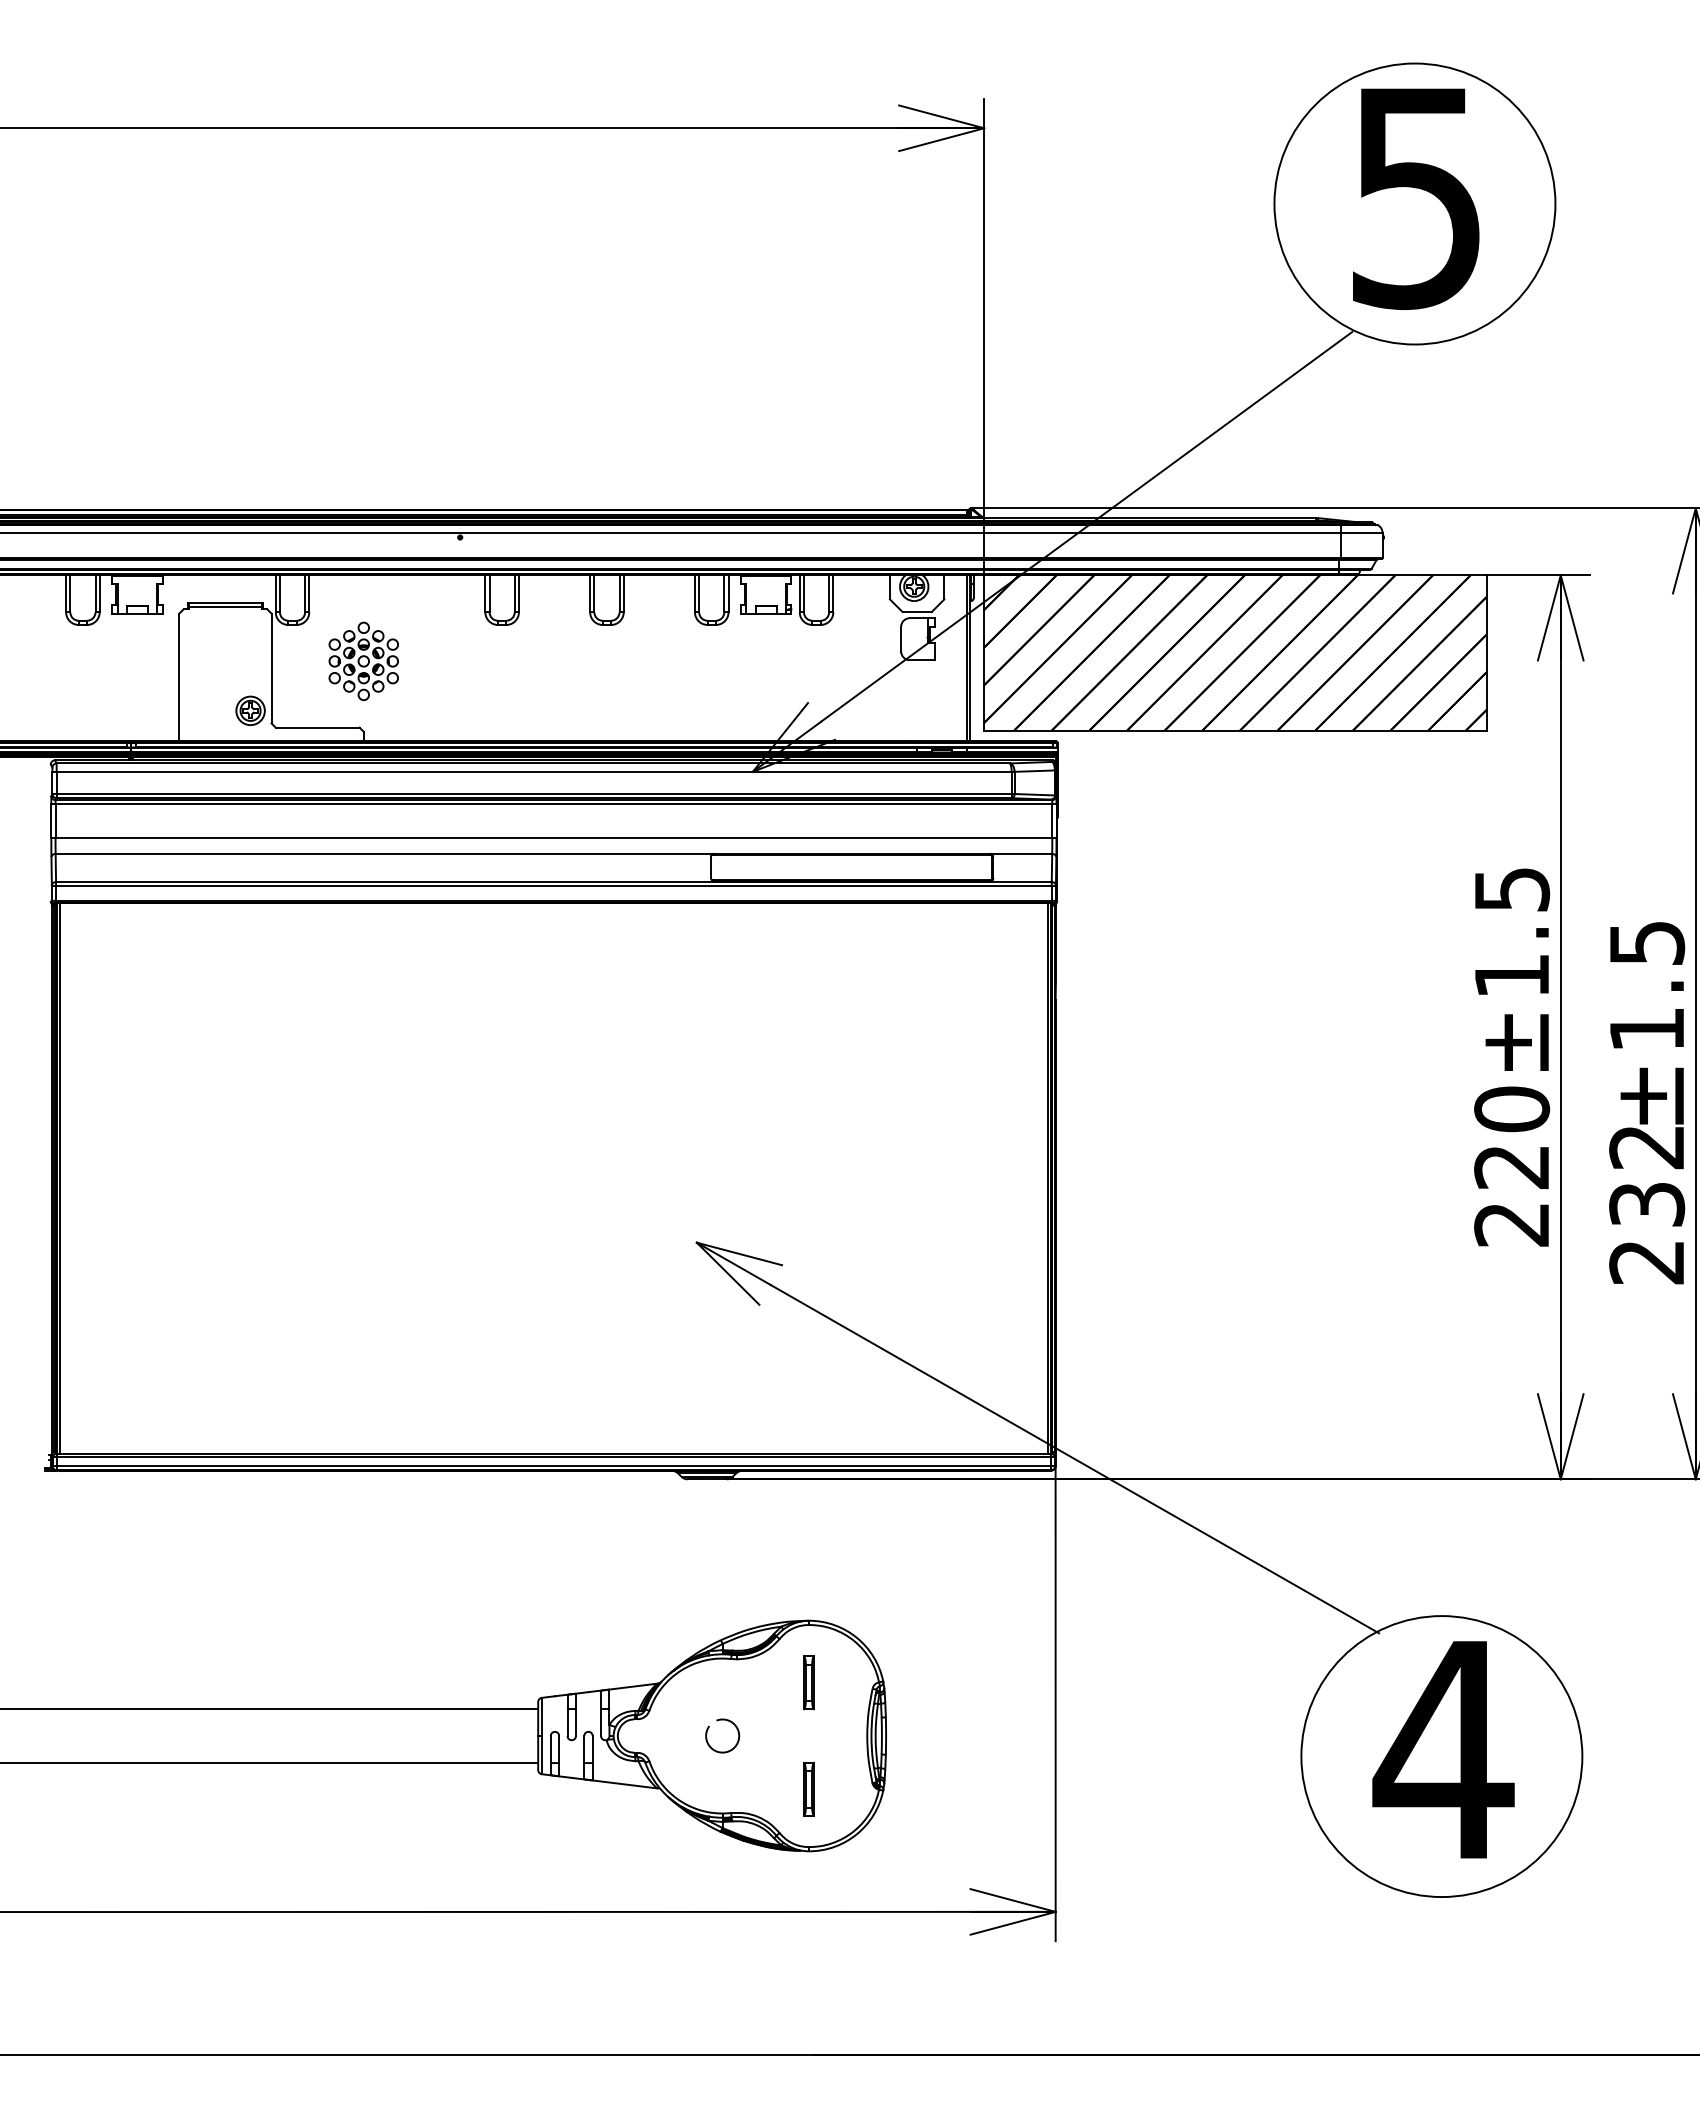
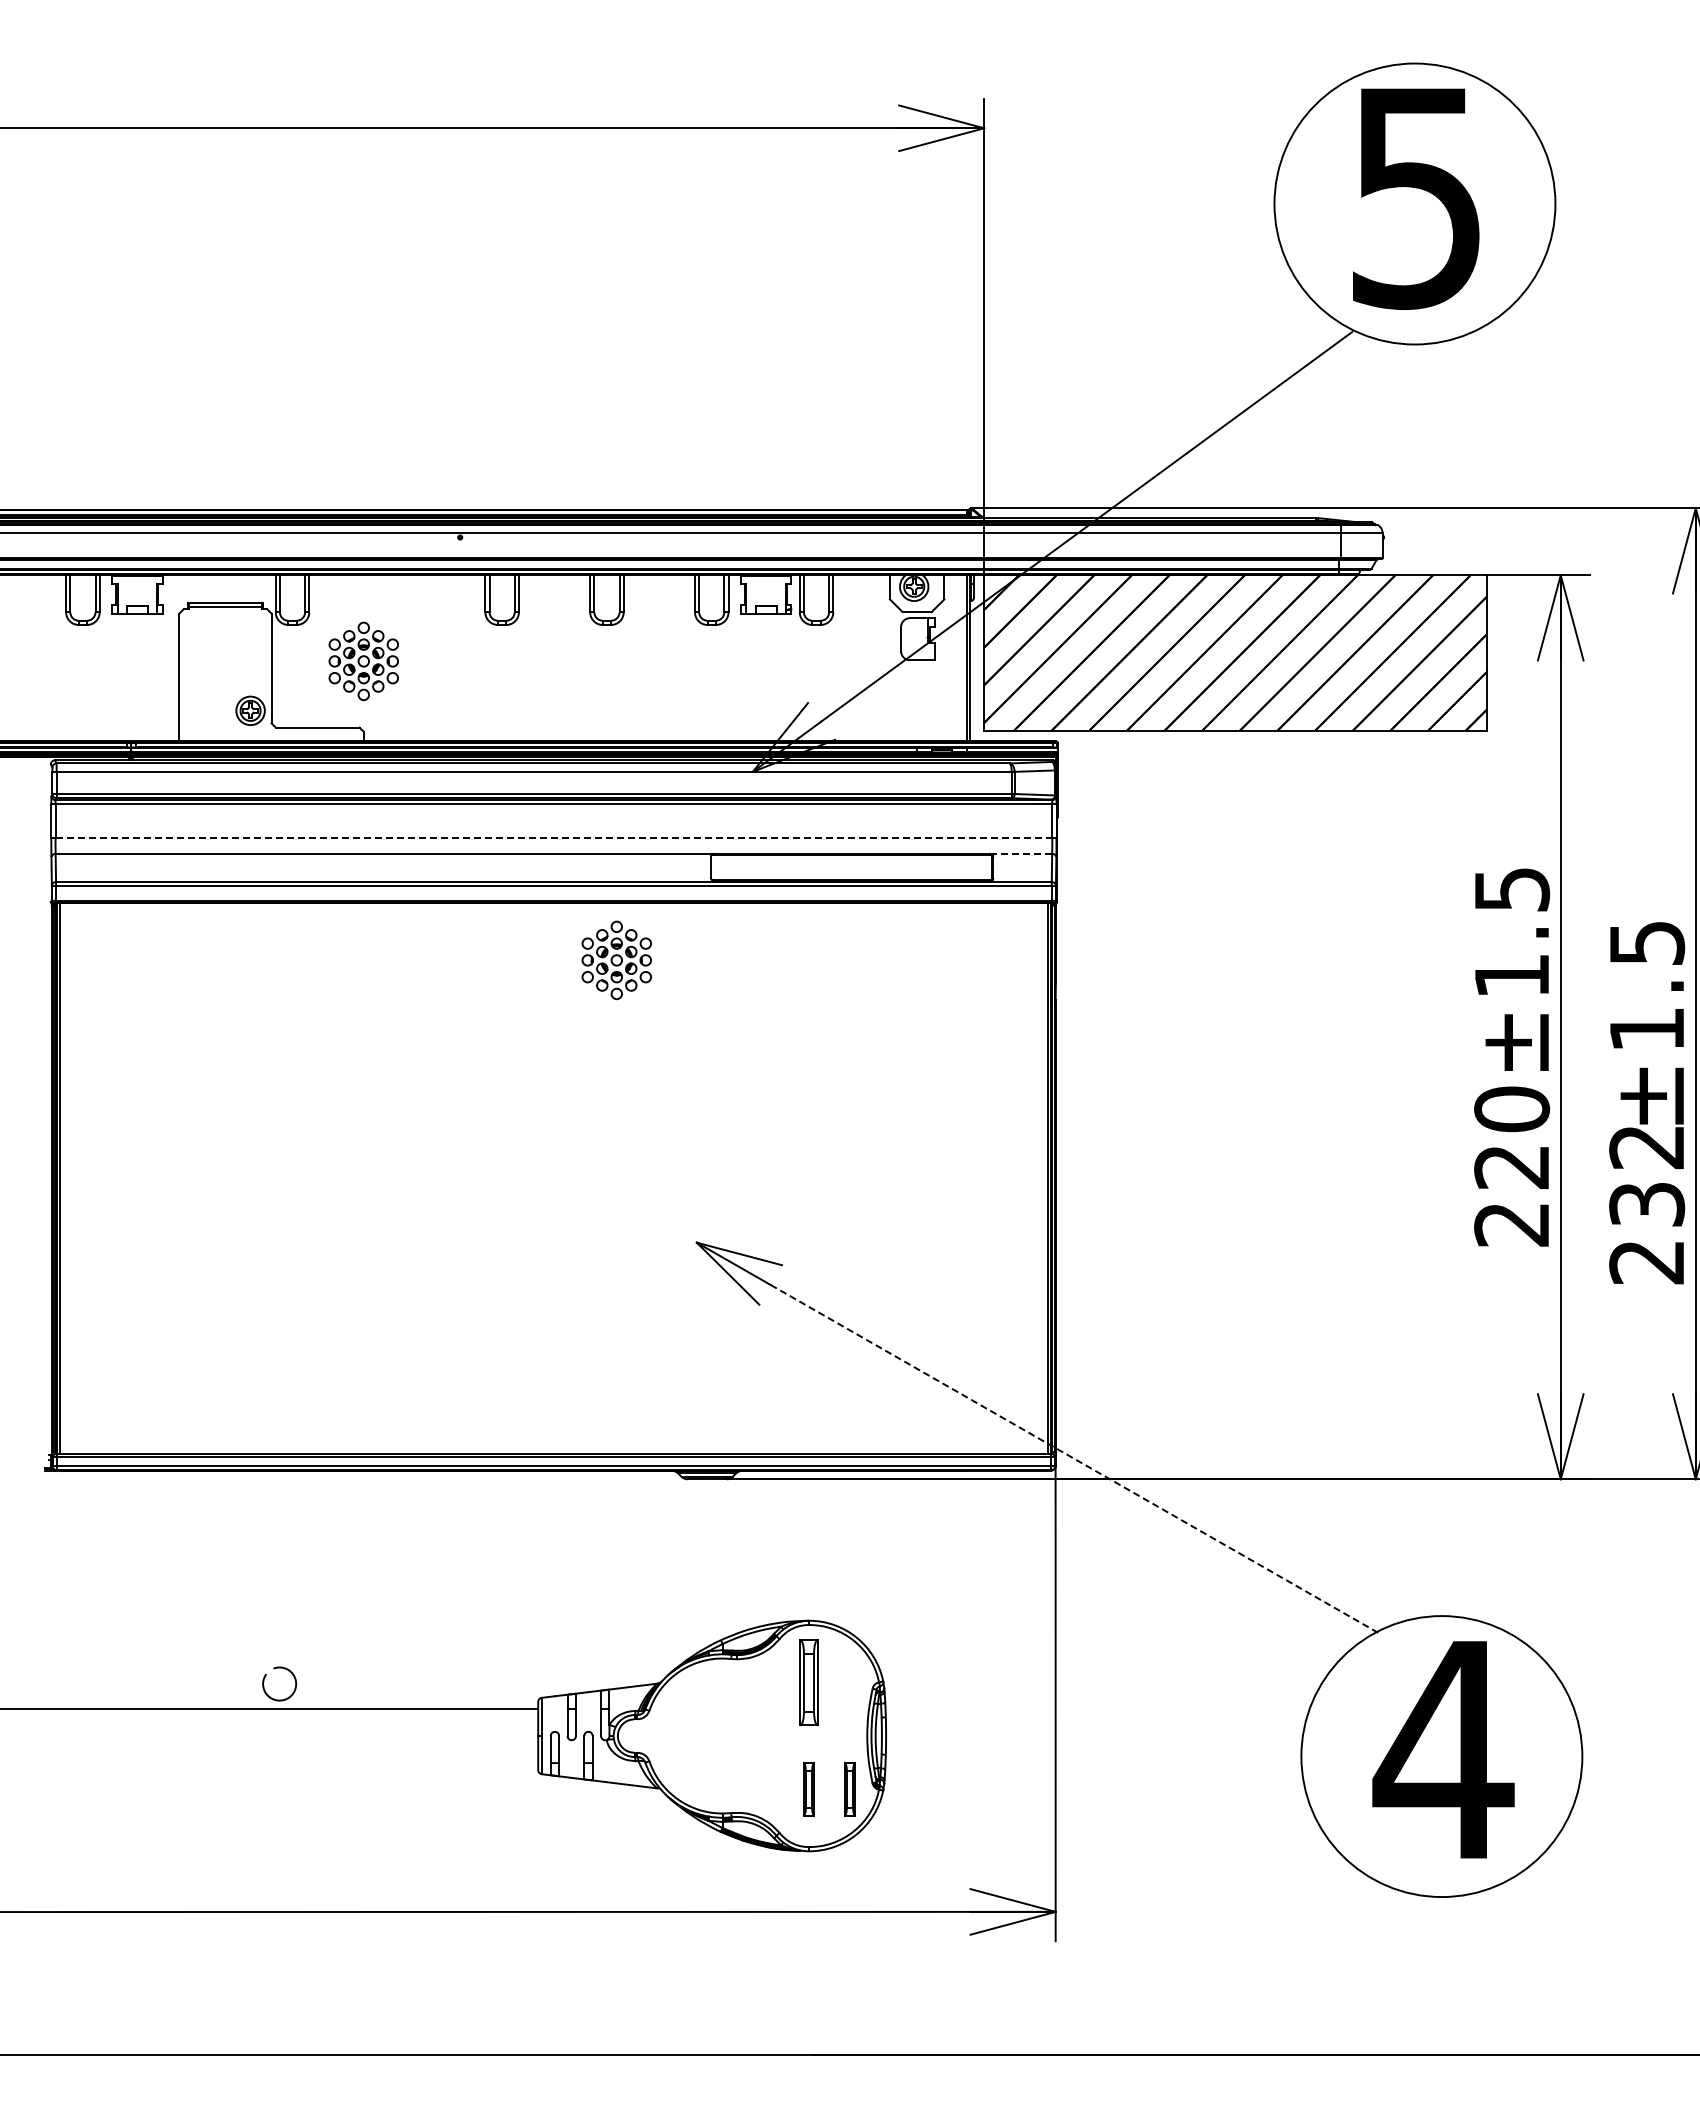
line: solid -> dashed (554, 837)
line: solid -> dashed (1021, 854)
part: none -> present (616, 960)
line: solid -> dashed (1074, 1459)
part size: 12x56 px -> 20x88 px (808, 1682)
part position: (717, 1721) -> (274, 1669) (274, 1669)
line: present -> none (270, 1763)
part: none -> present (849, 1789)
